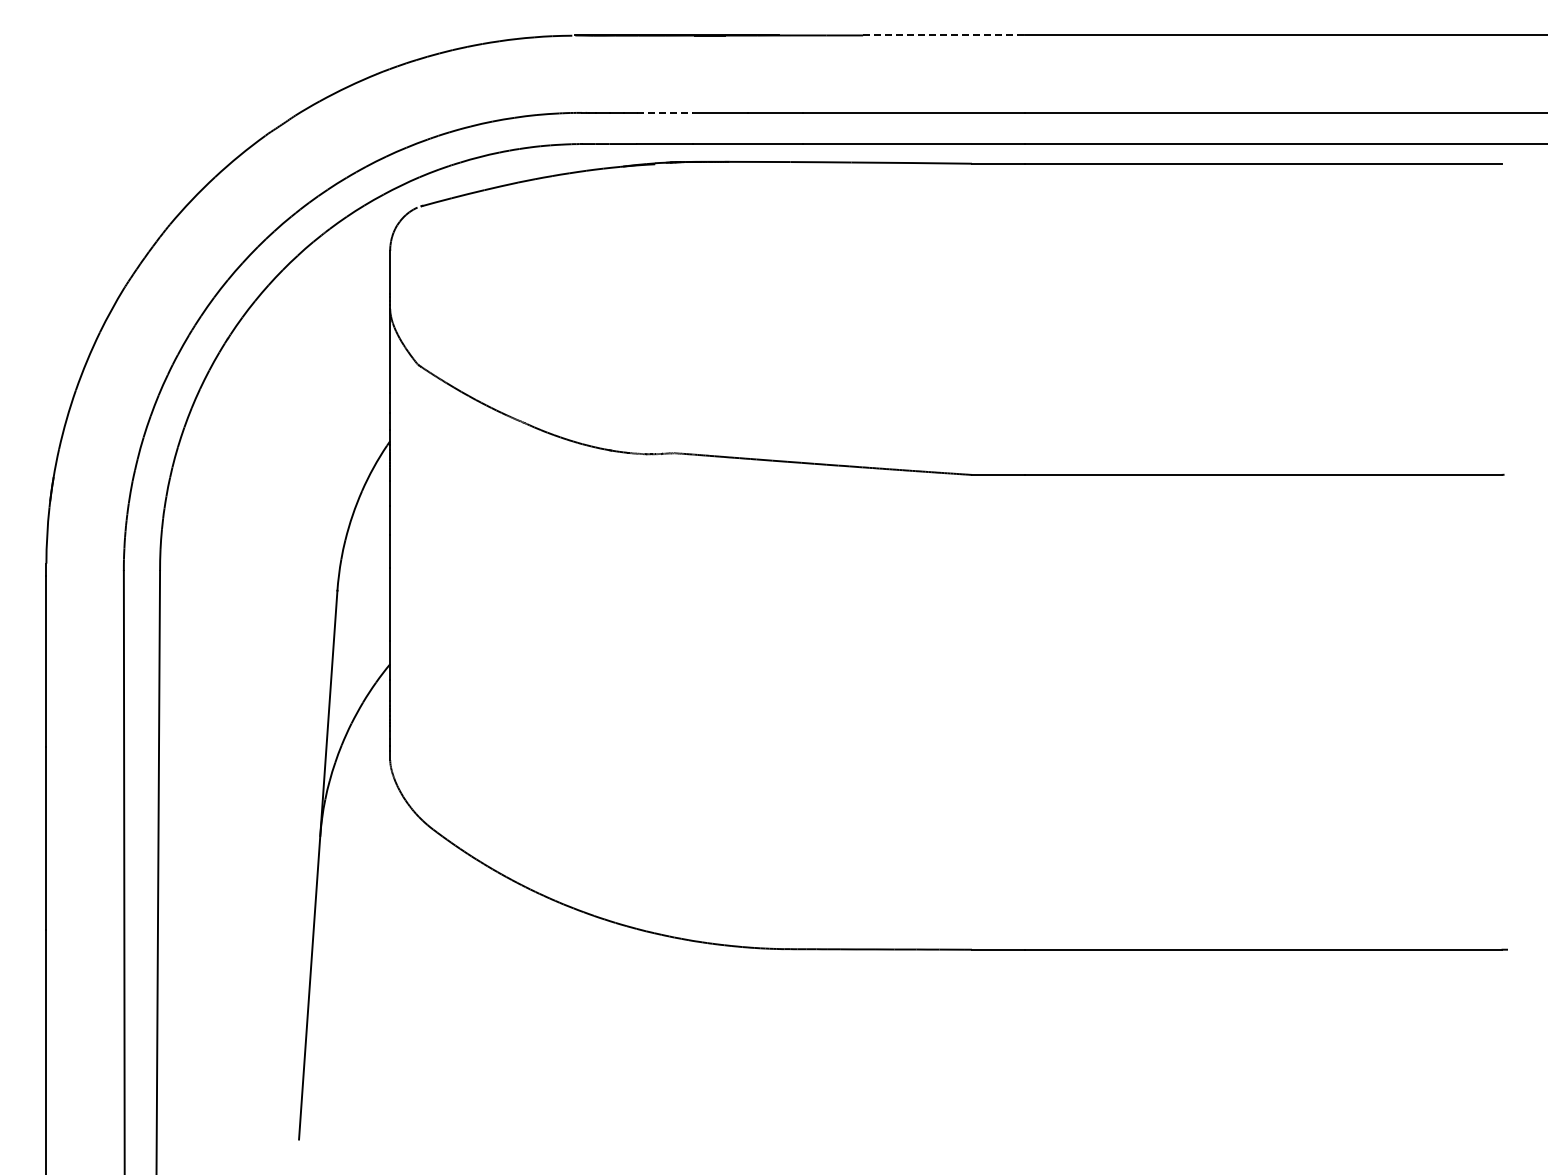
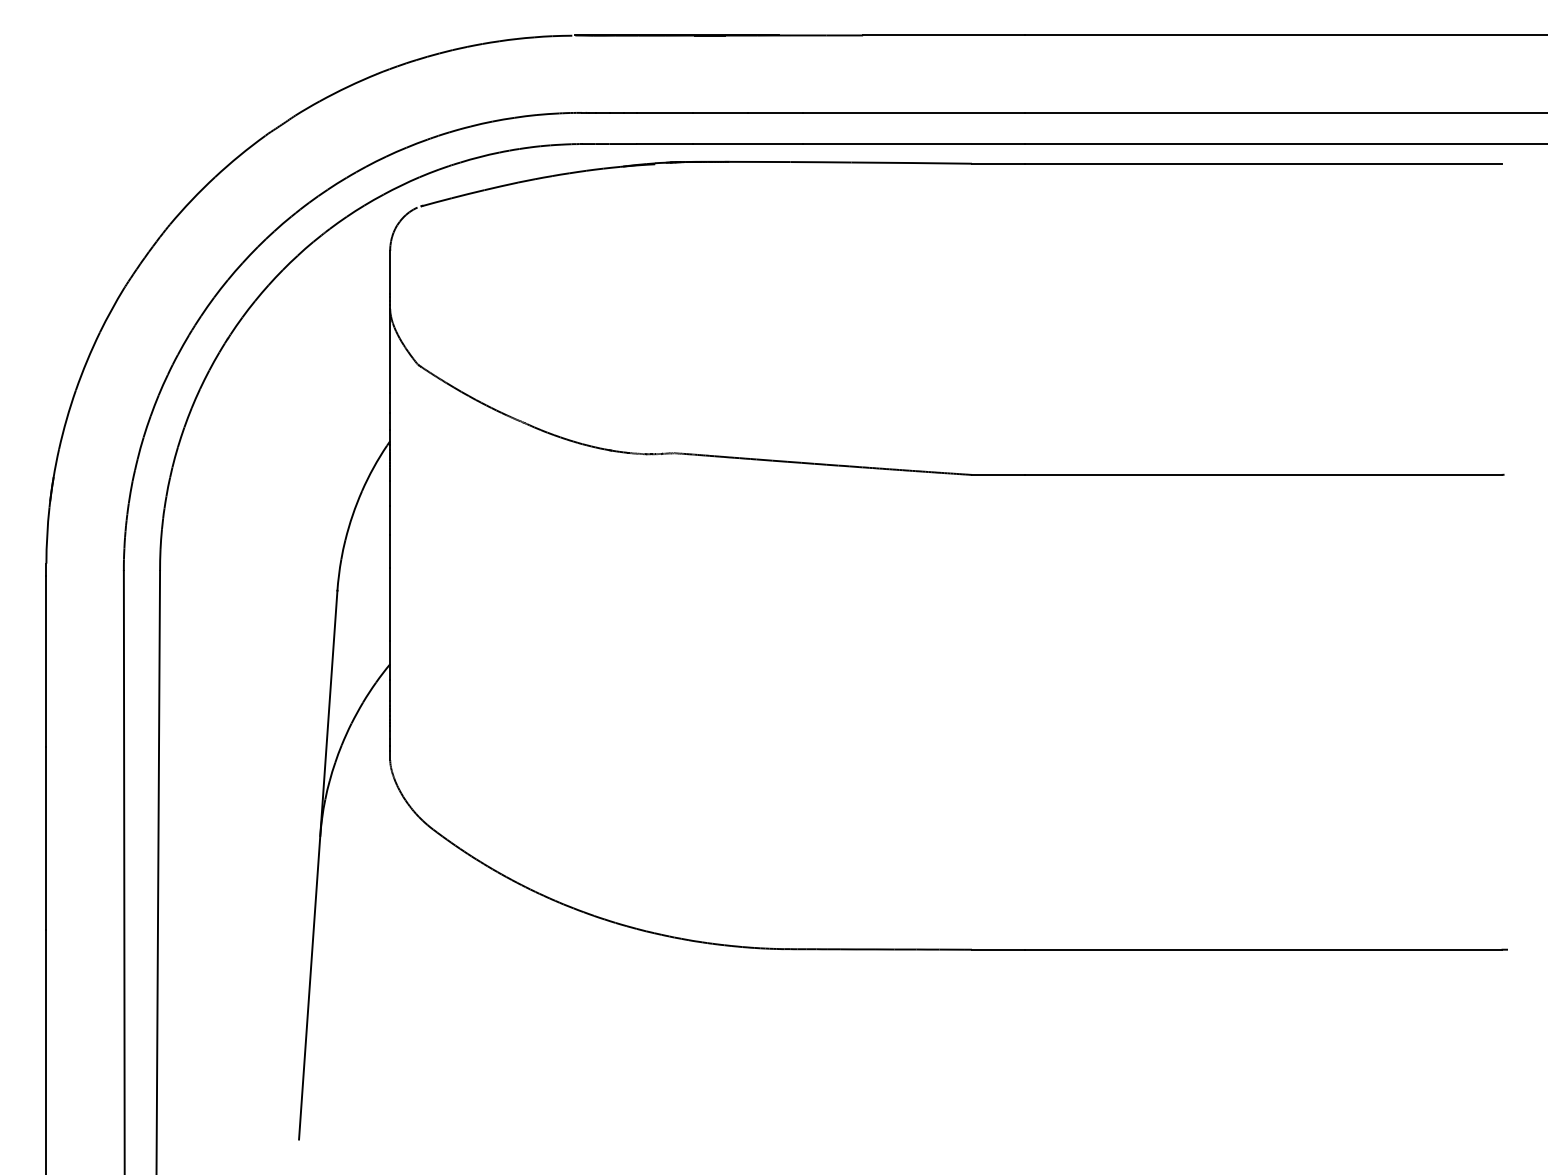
line: dashed -> solid (943, 35)
line: dashed -> solid (665, 112)
